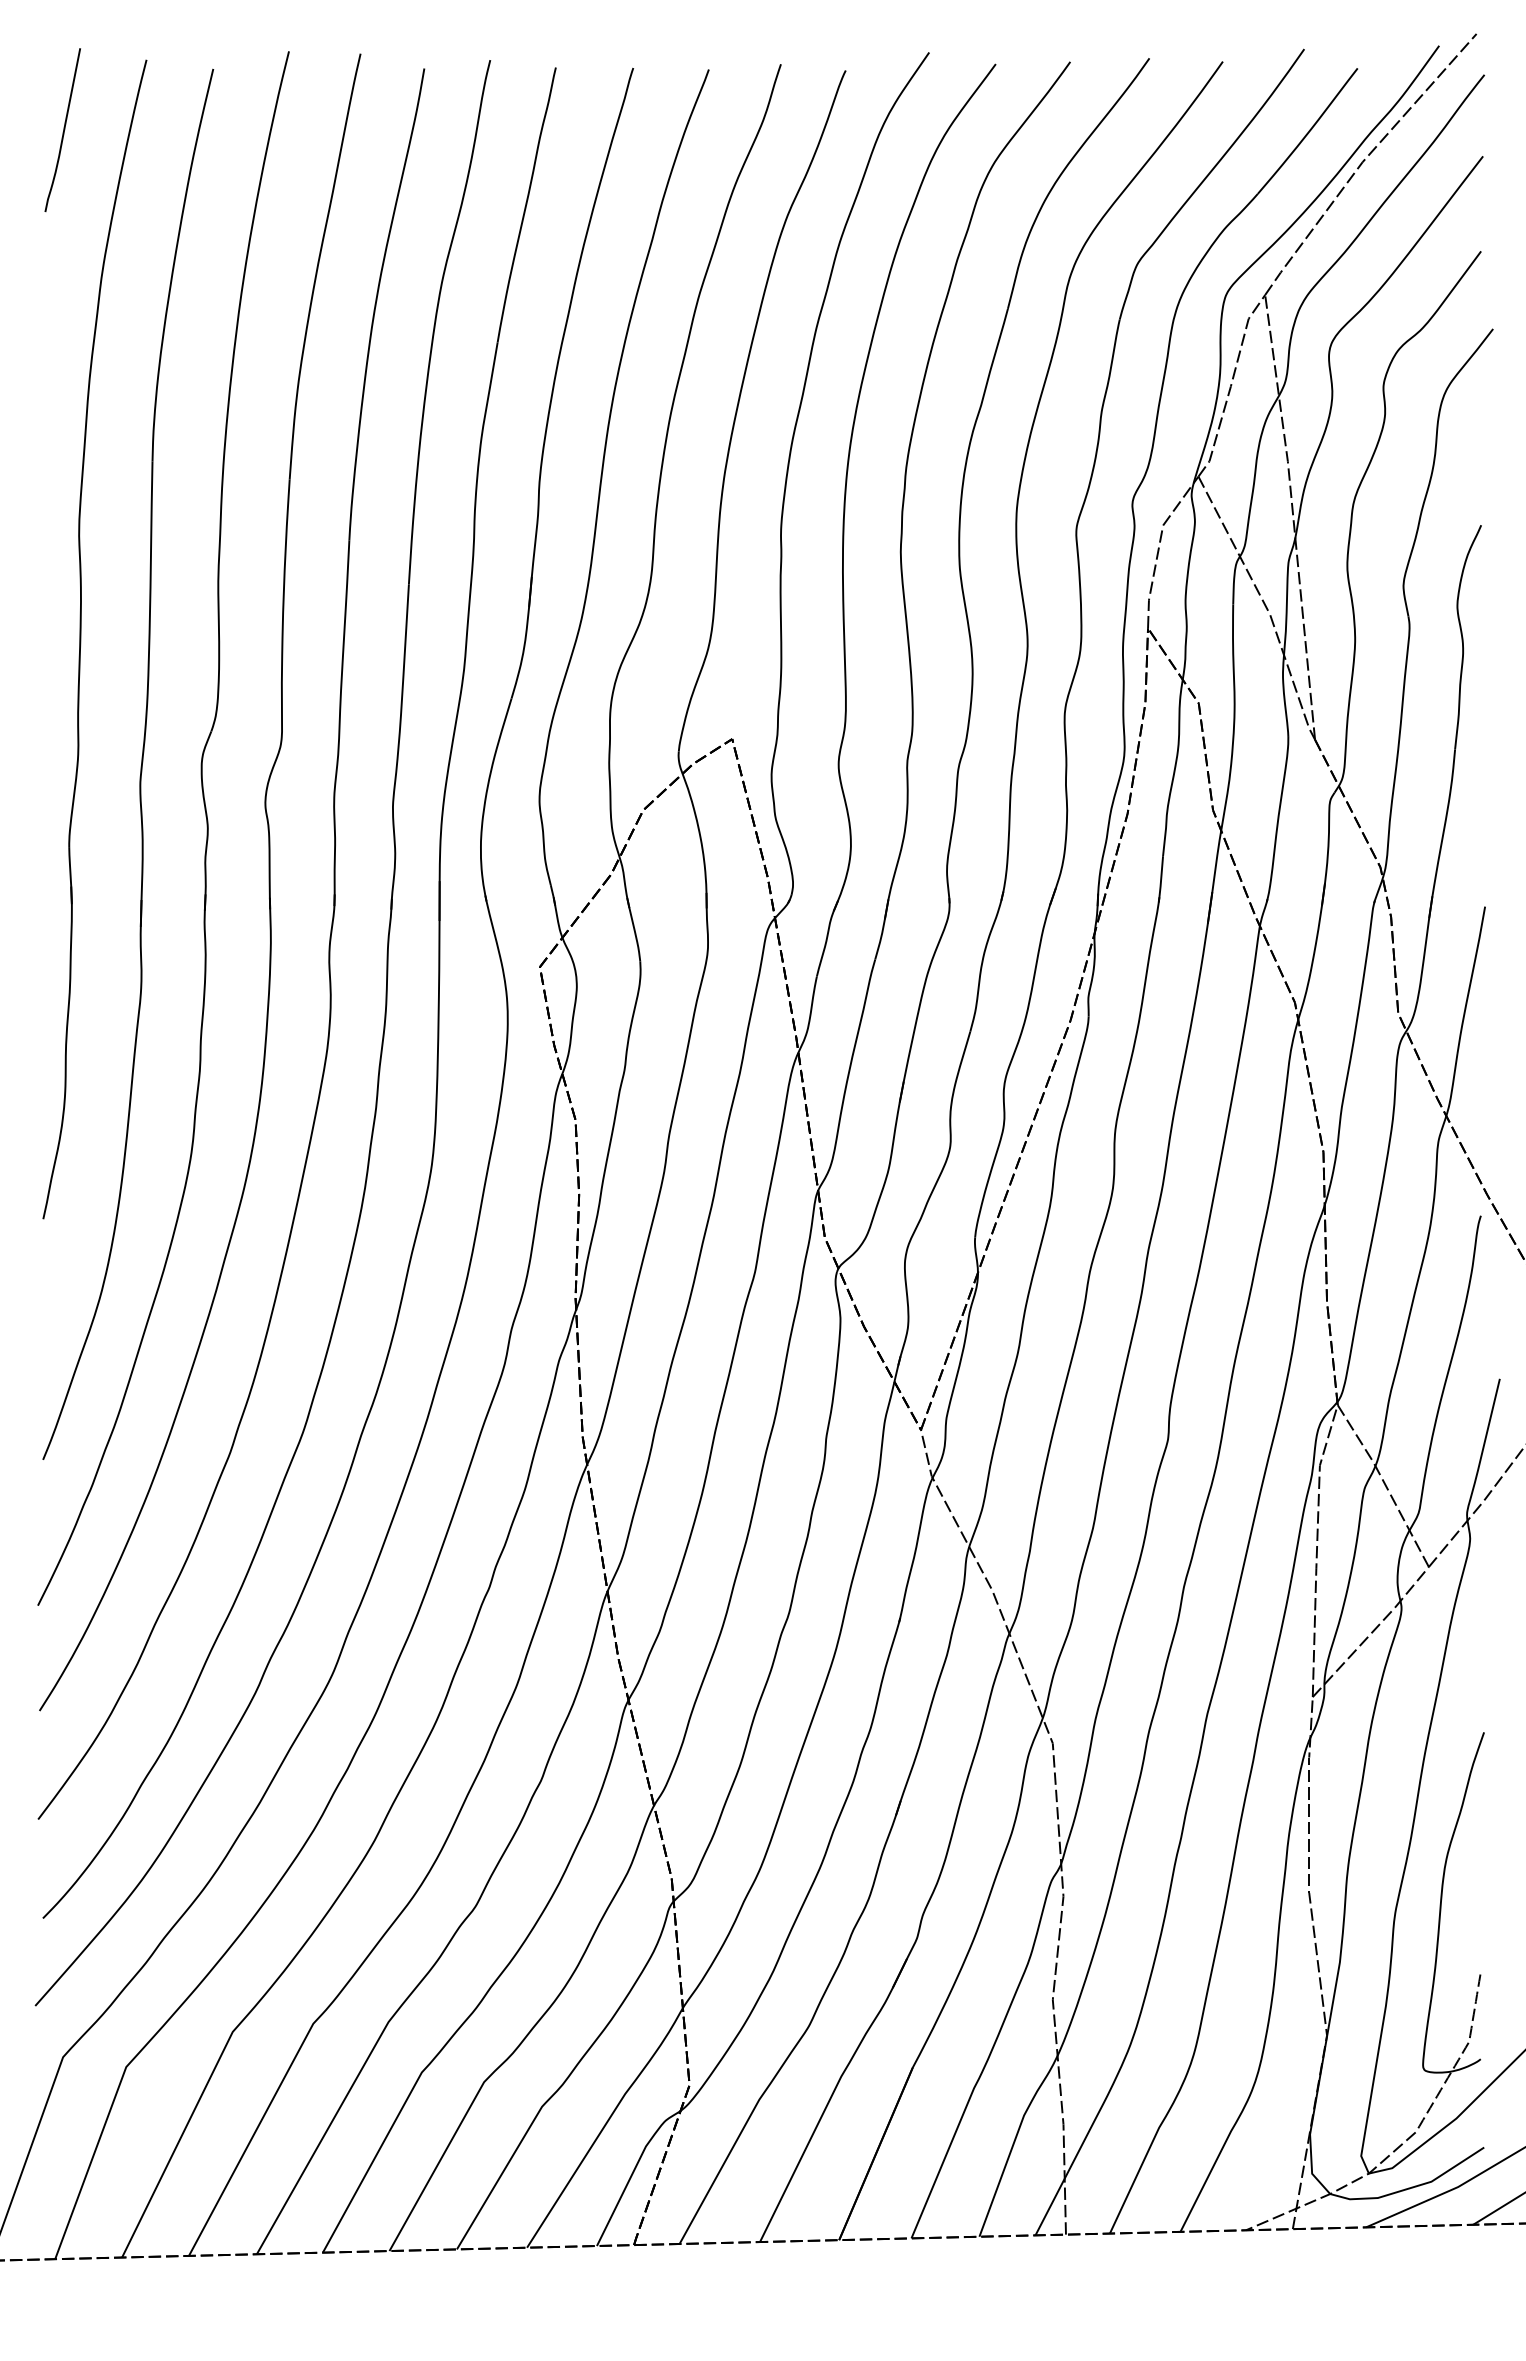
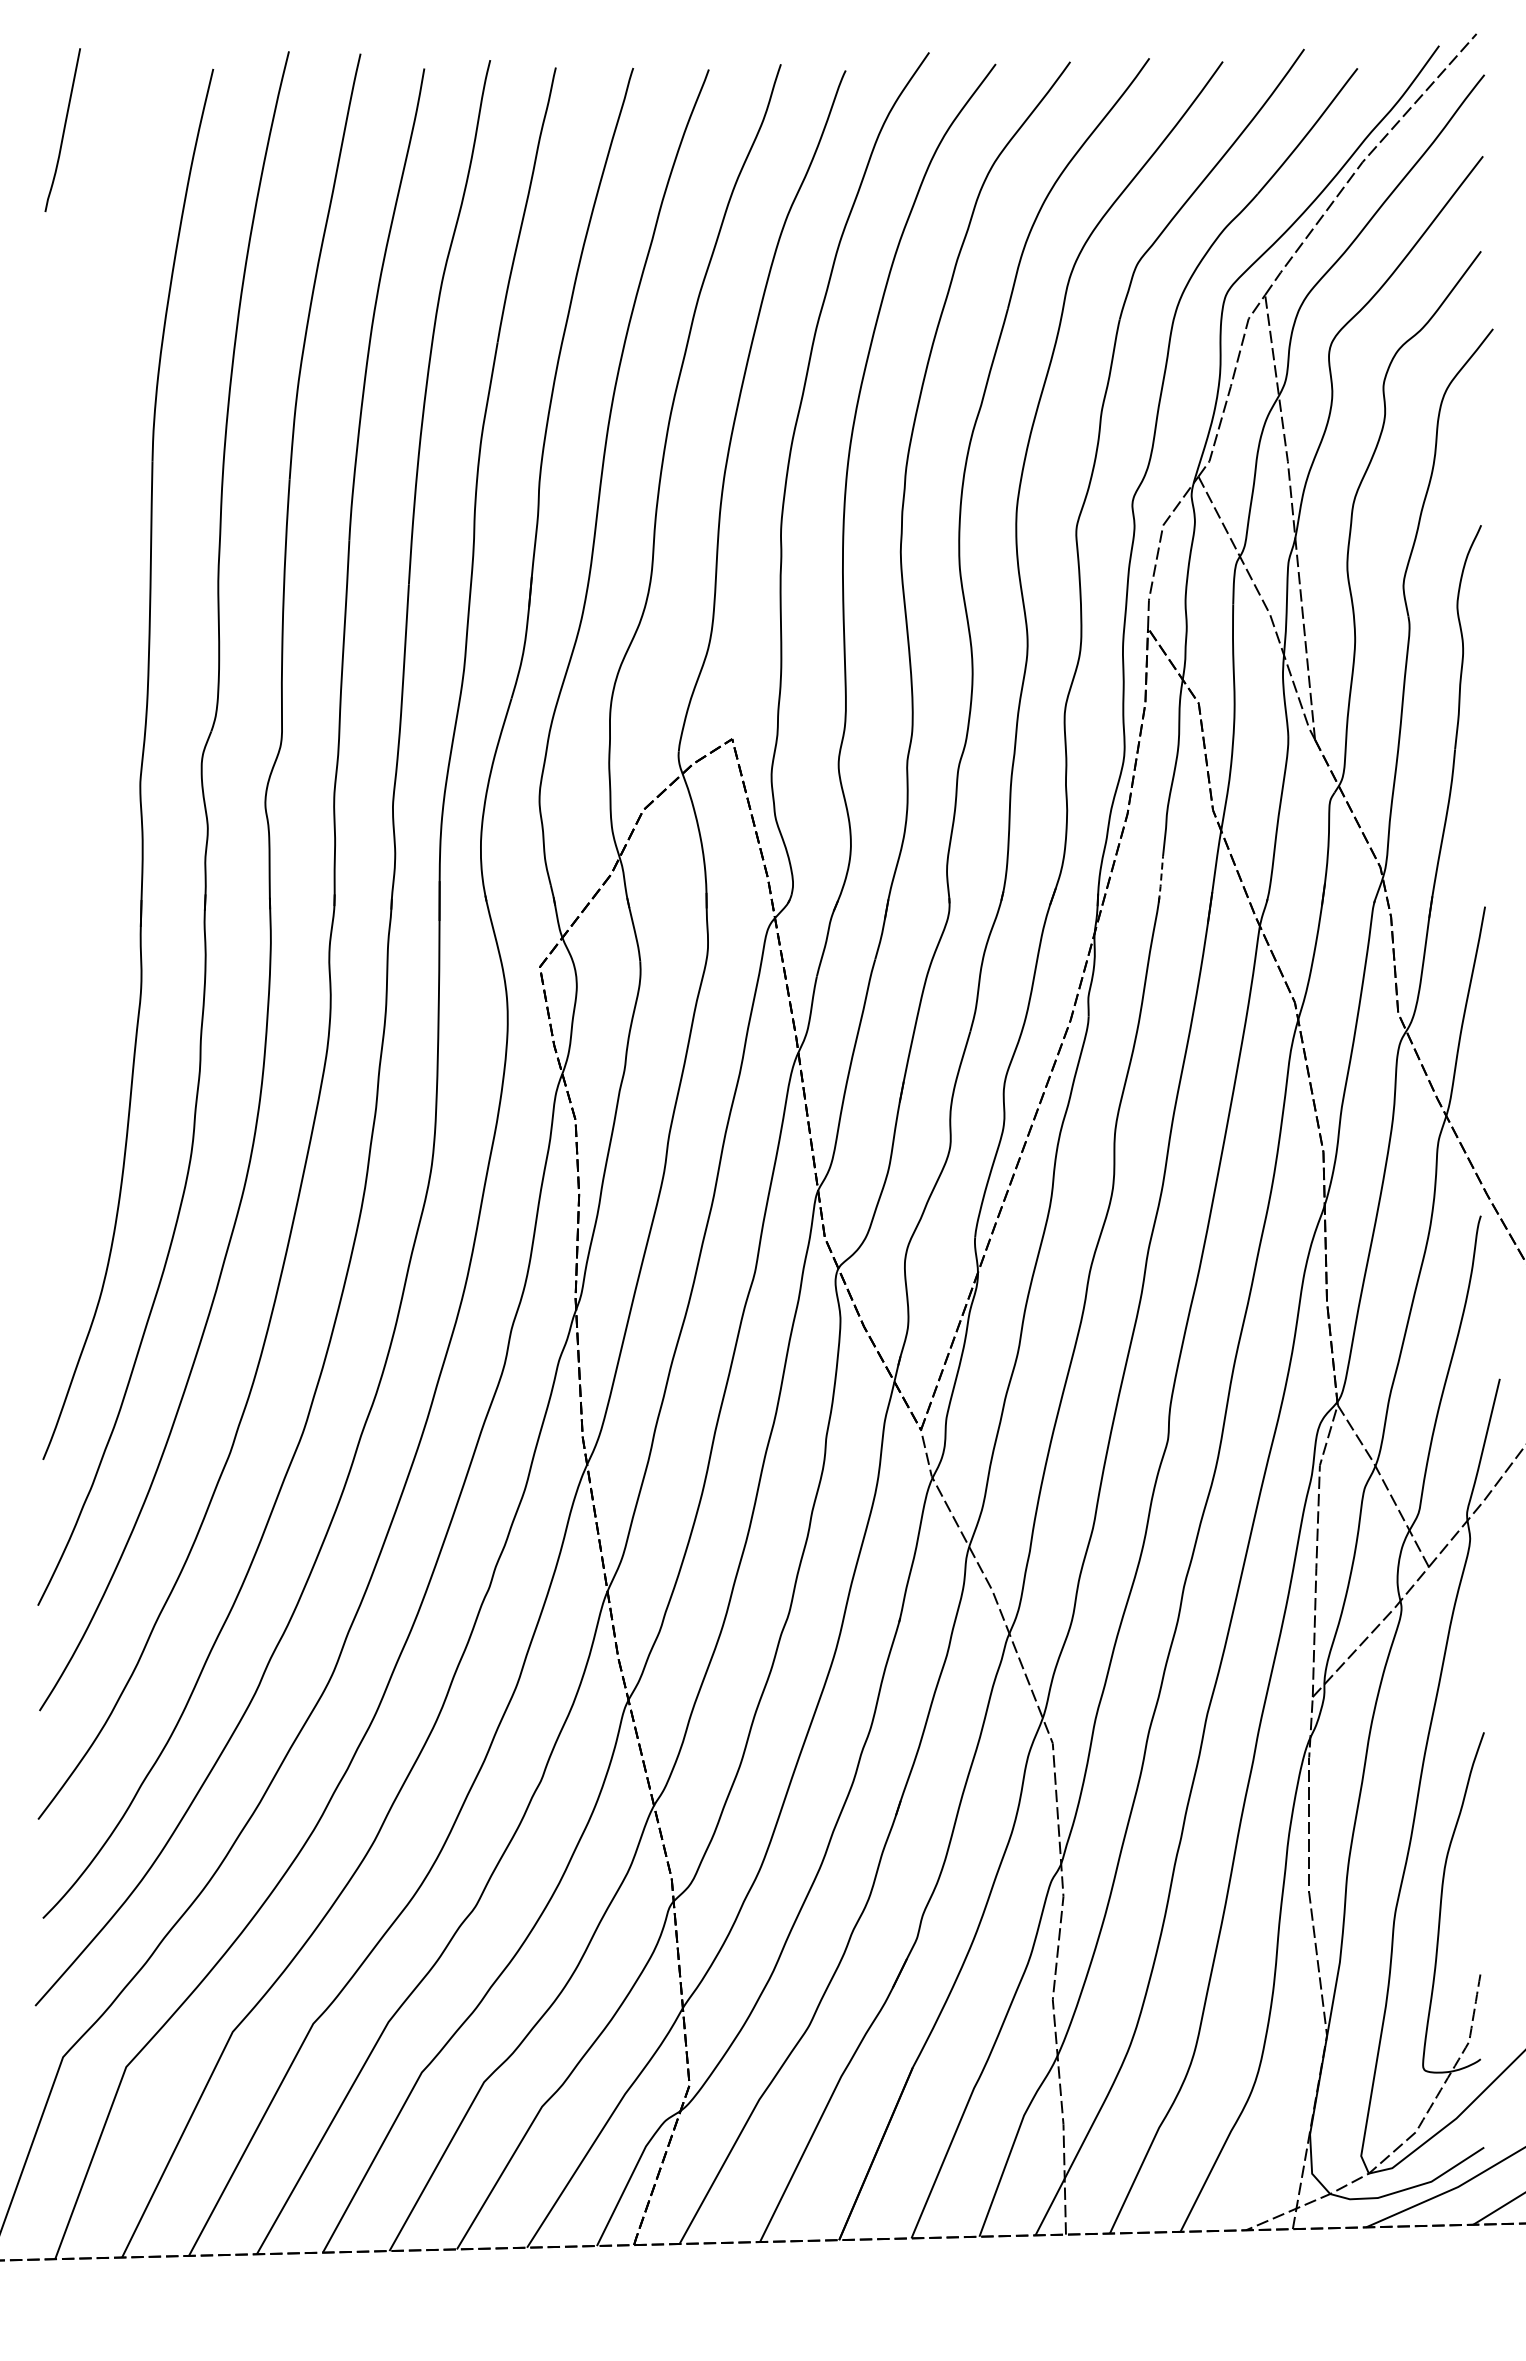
part: present -> none (81, 639)
line: solid -> dashed (1161, 880)
